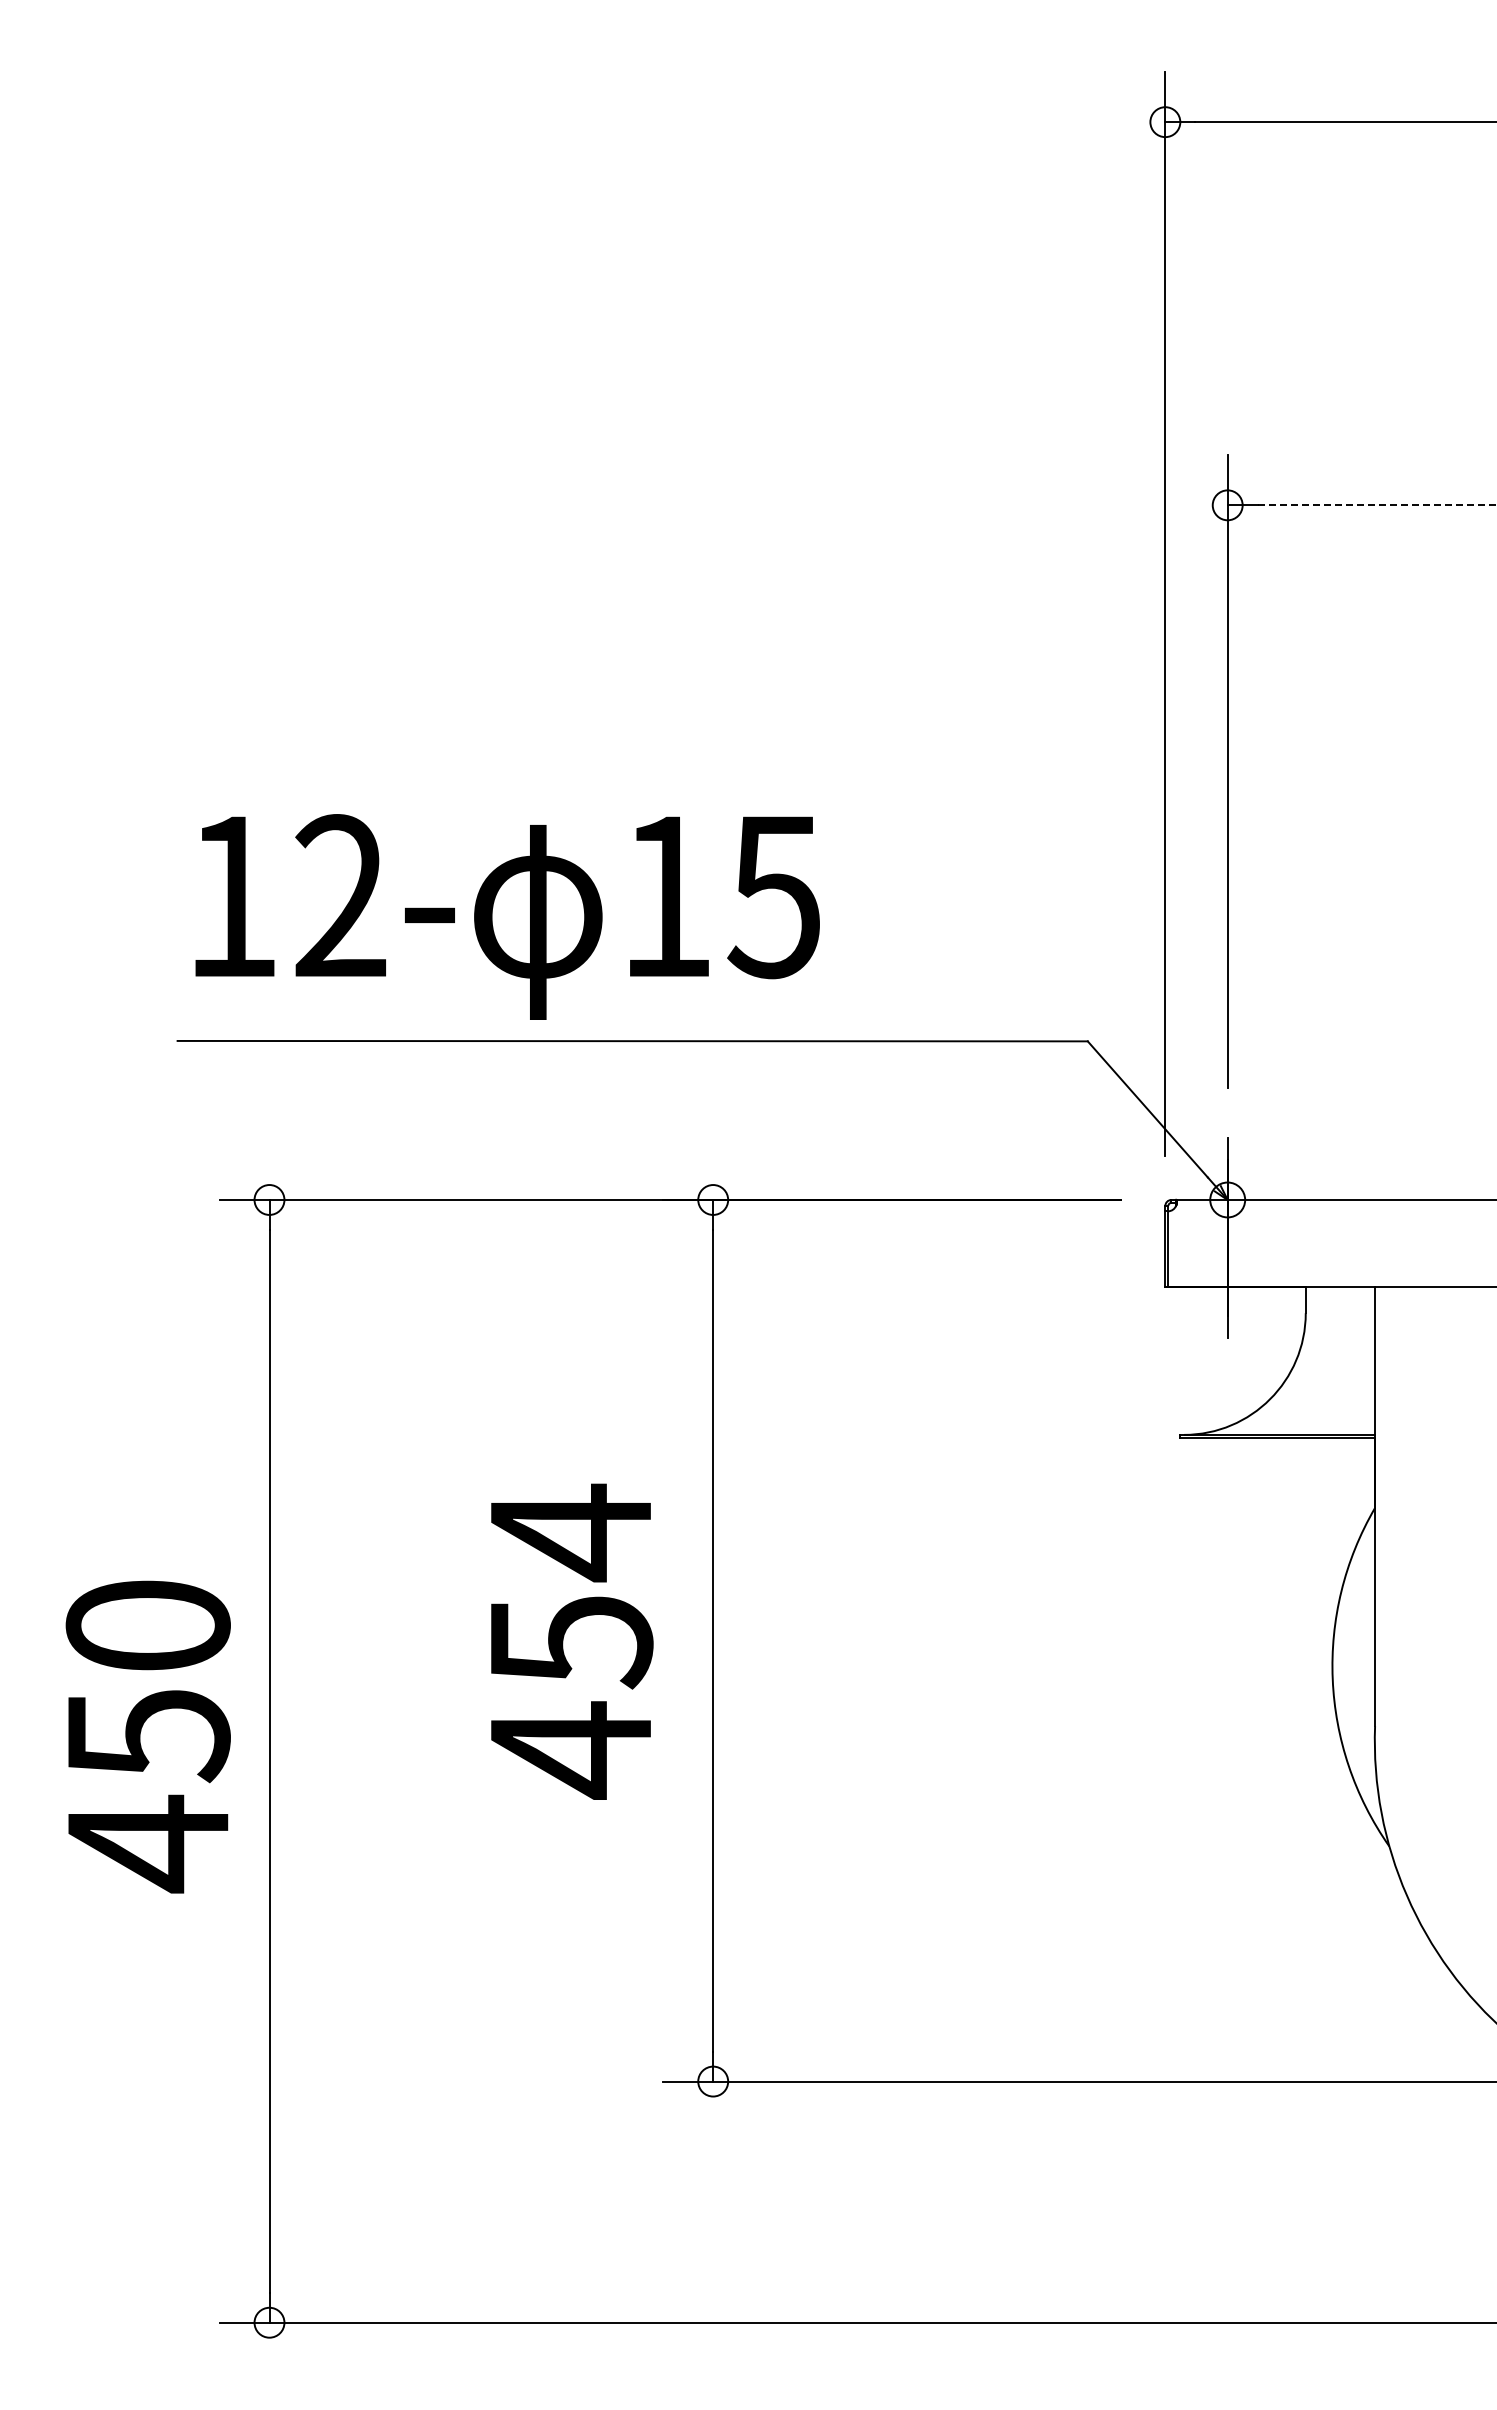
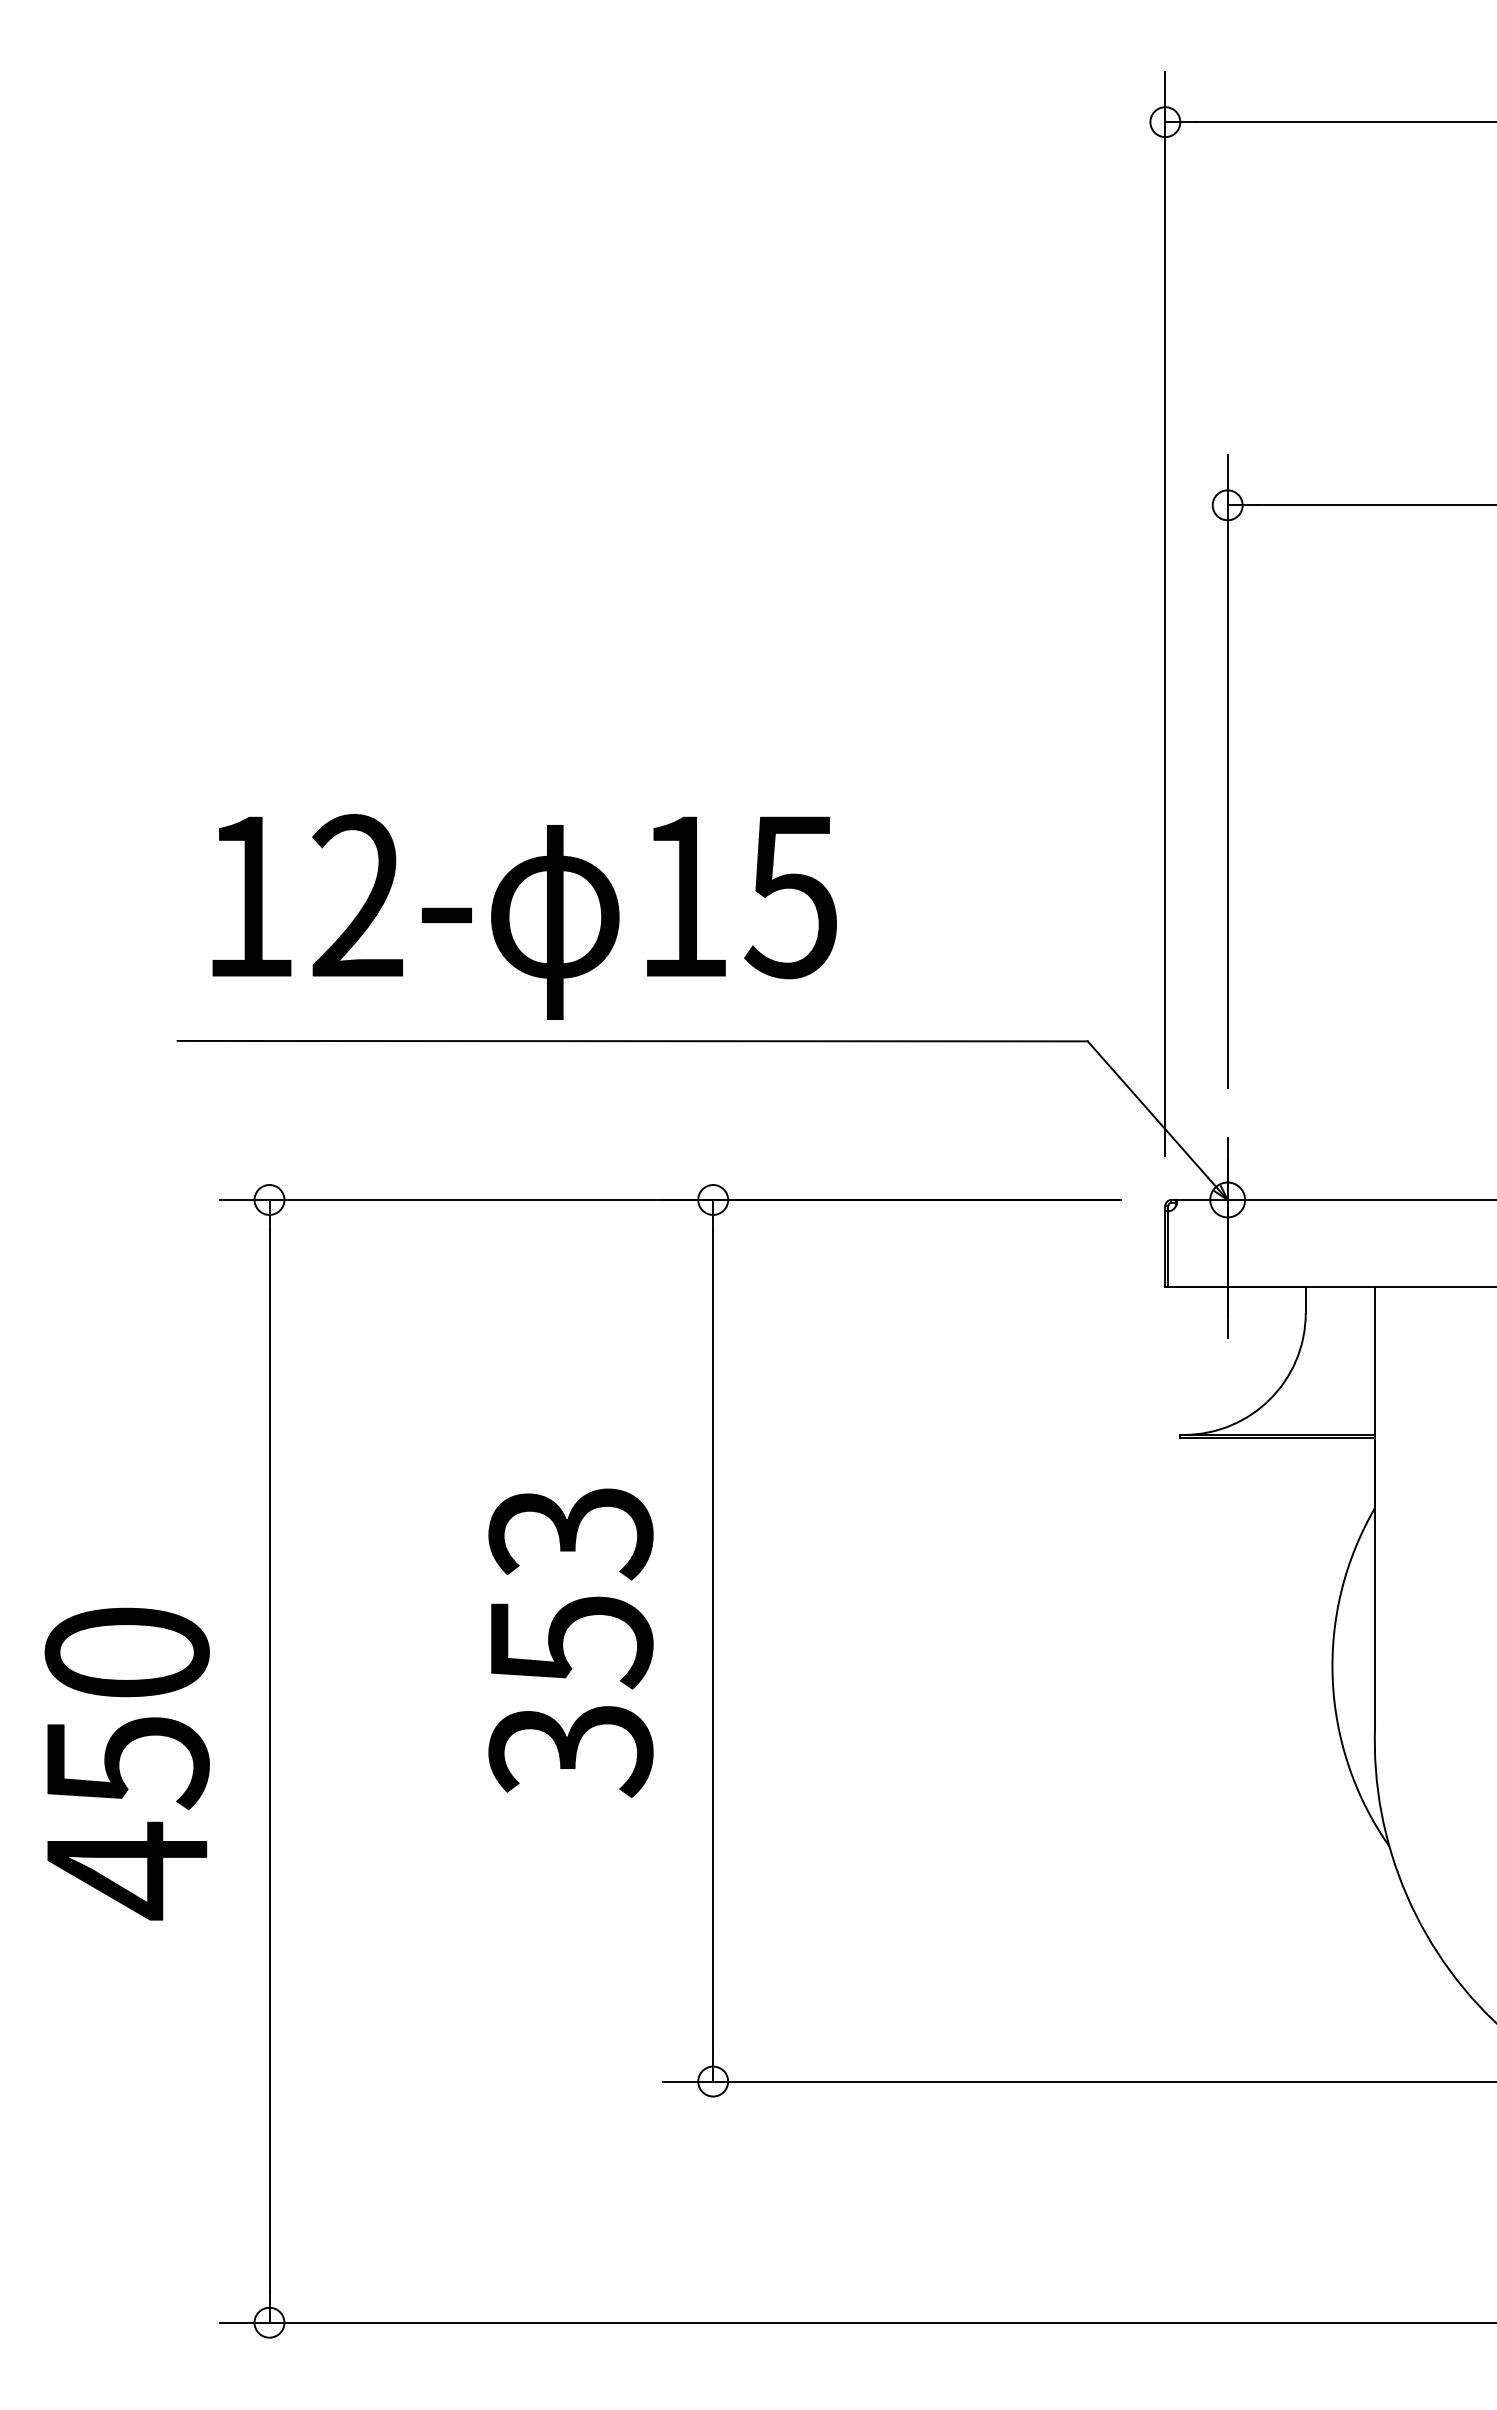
line: dashed -> solid (1377, 505)
text position: (507, 916) -> (524, 916) (524, 916)
text: 454 -> 353 (570, 1641)
text position: (147, 1736) -> (126, 1763) (126, 1763)
